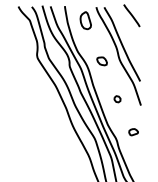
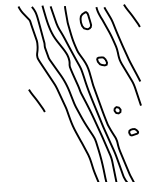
part position: (117, 99) -> (117, 110) (117, 110)
line: none -> present (36, 100)
